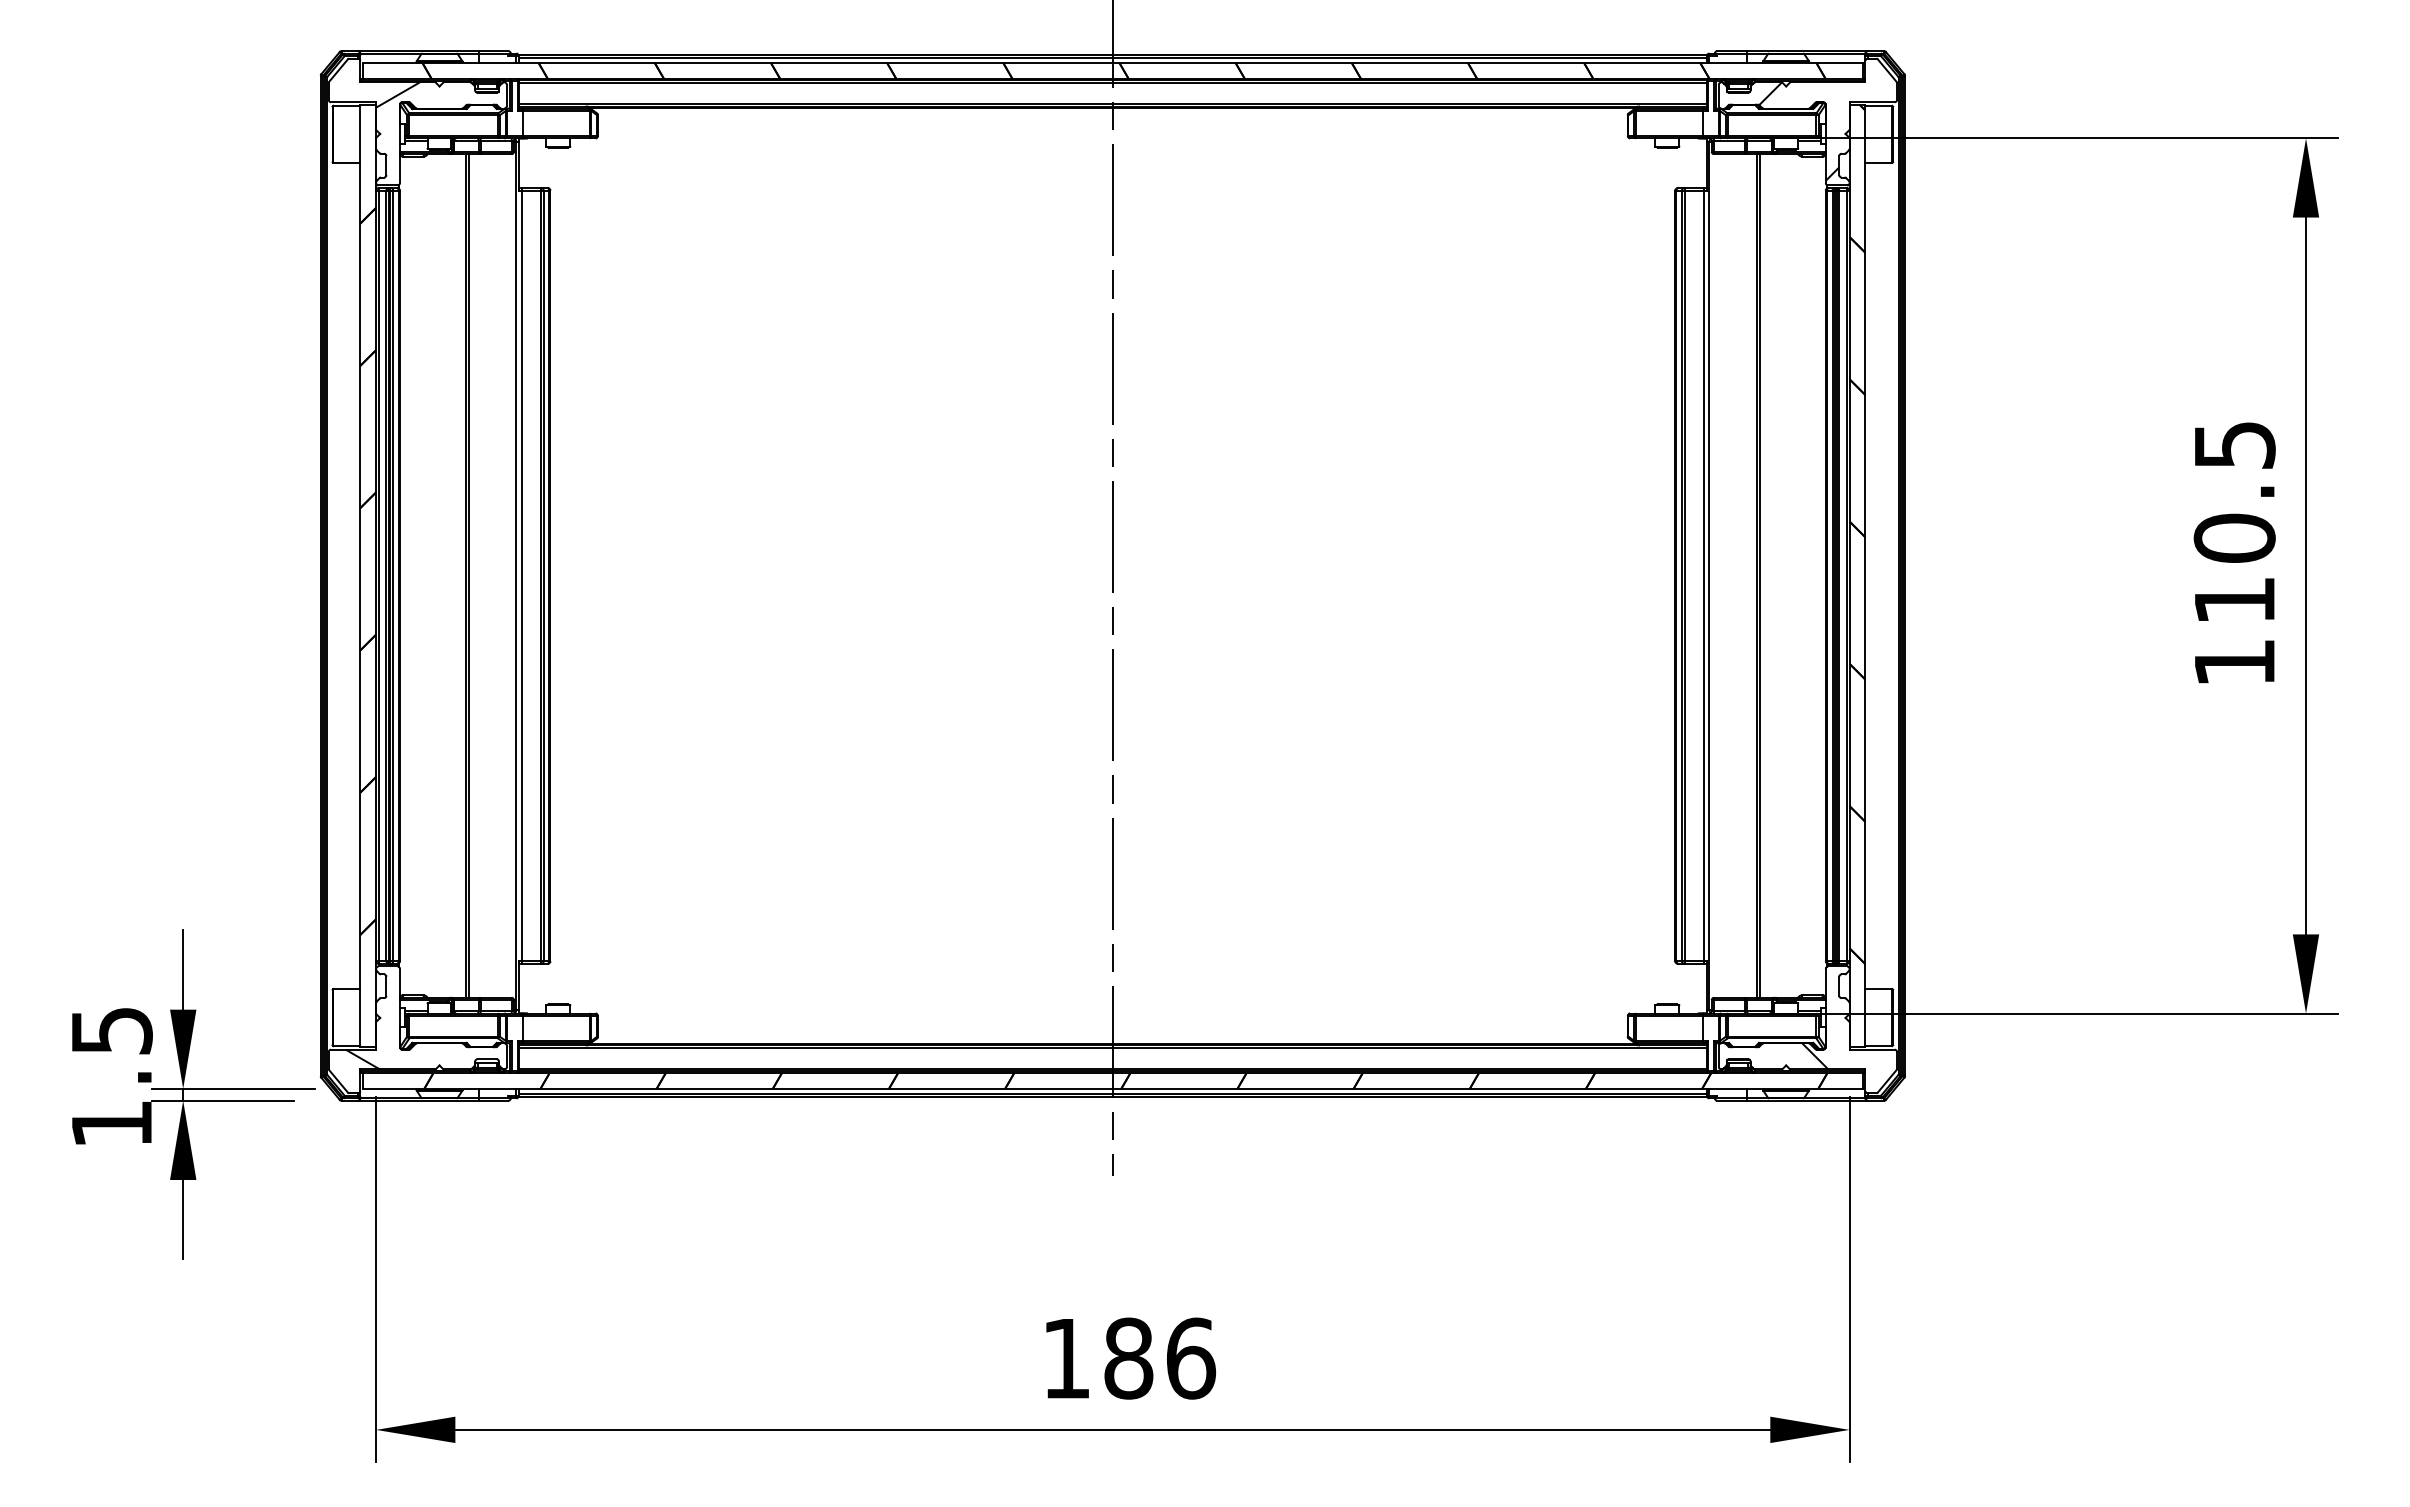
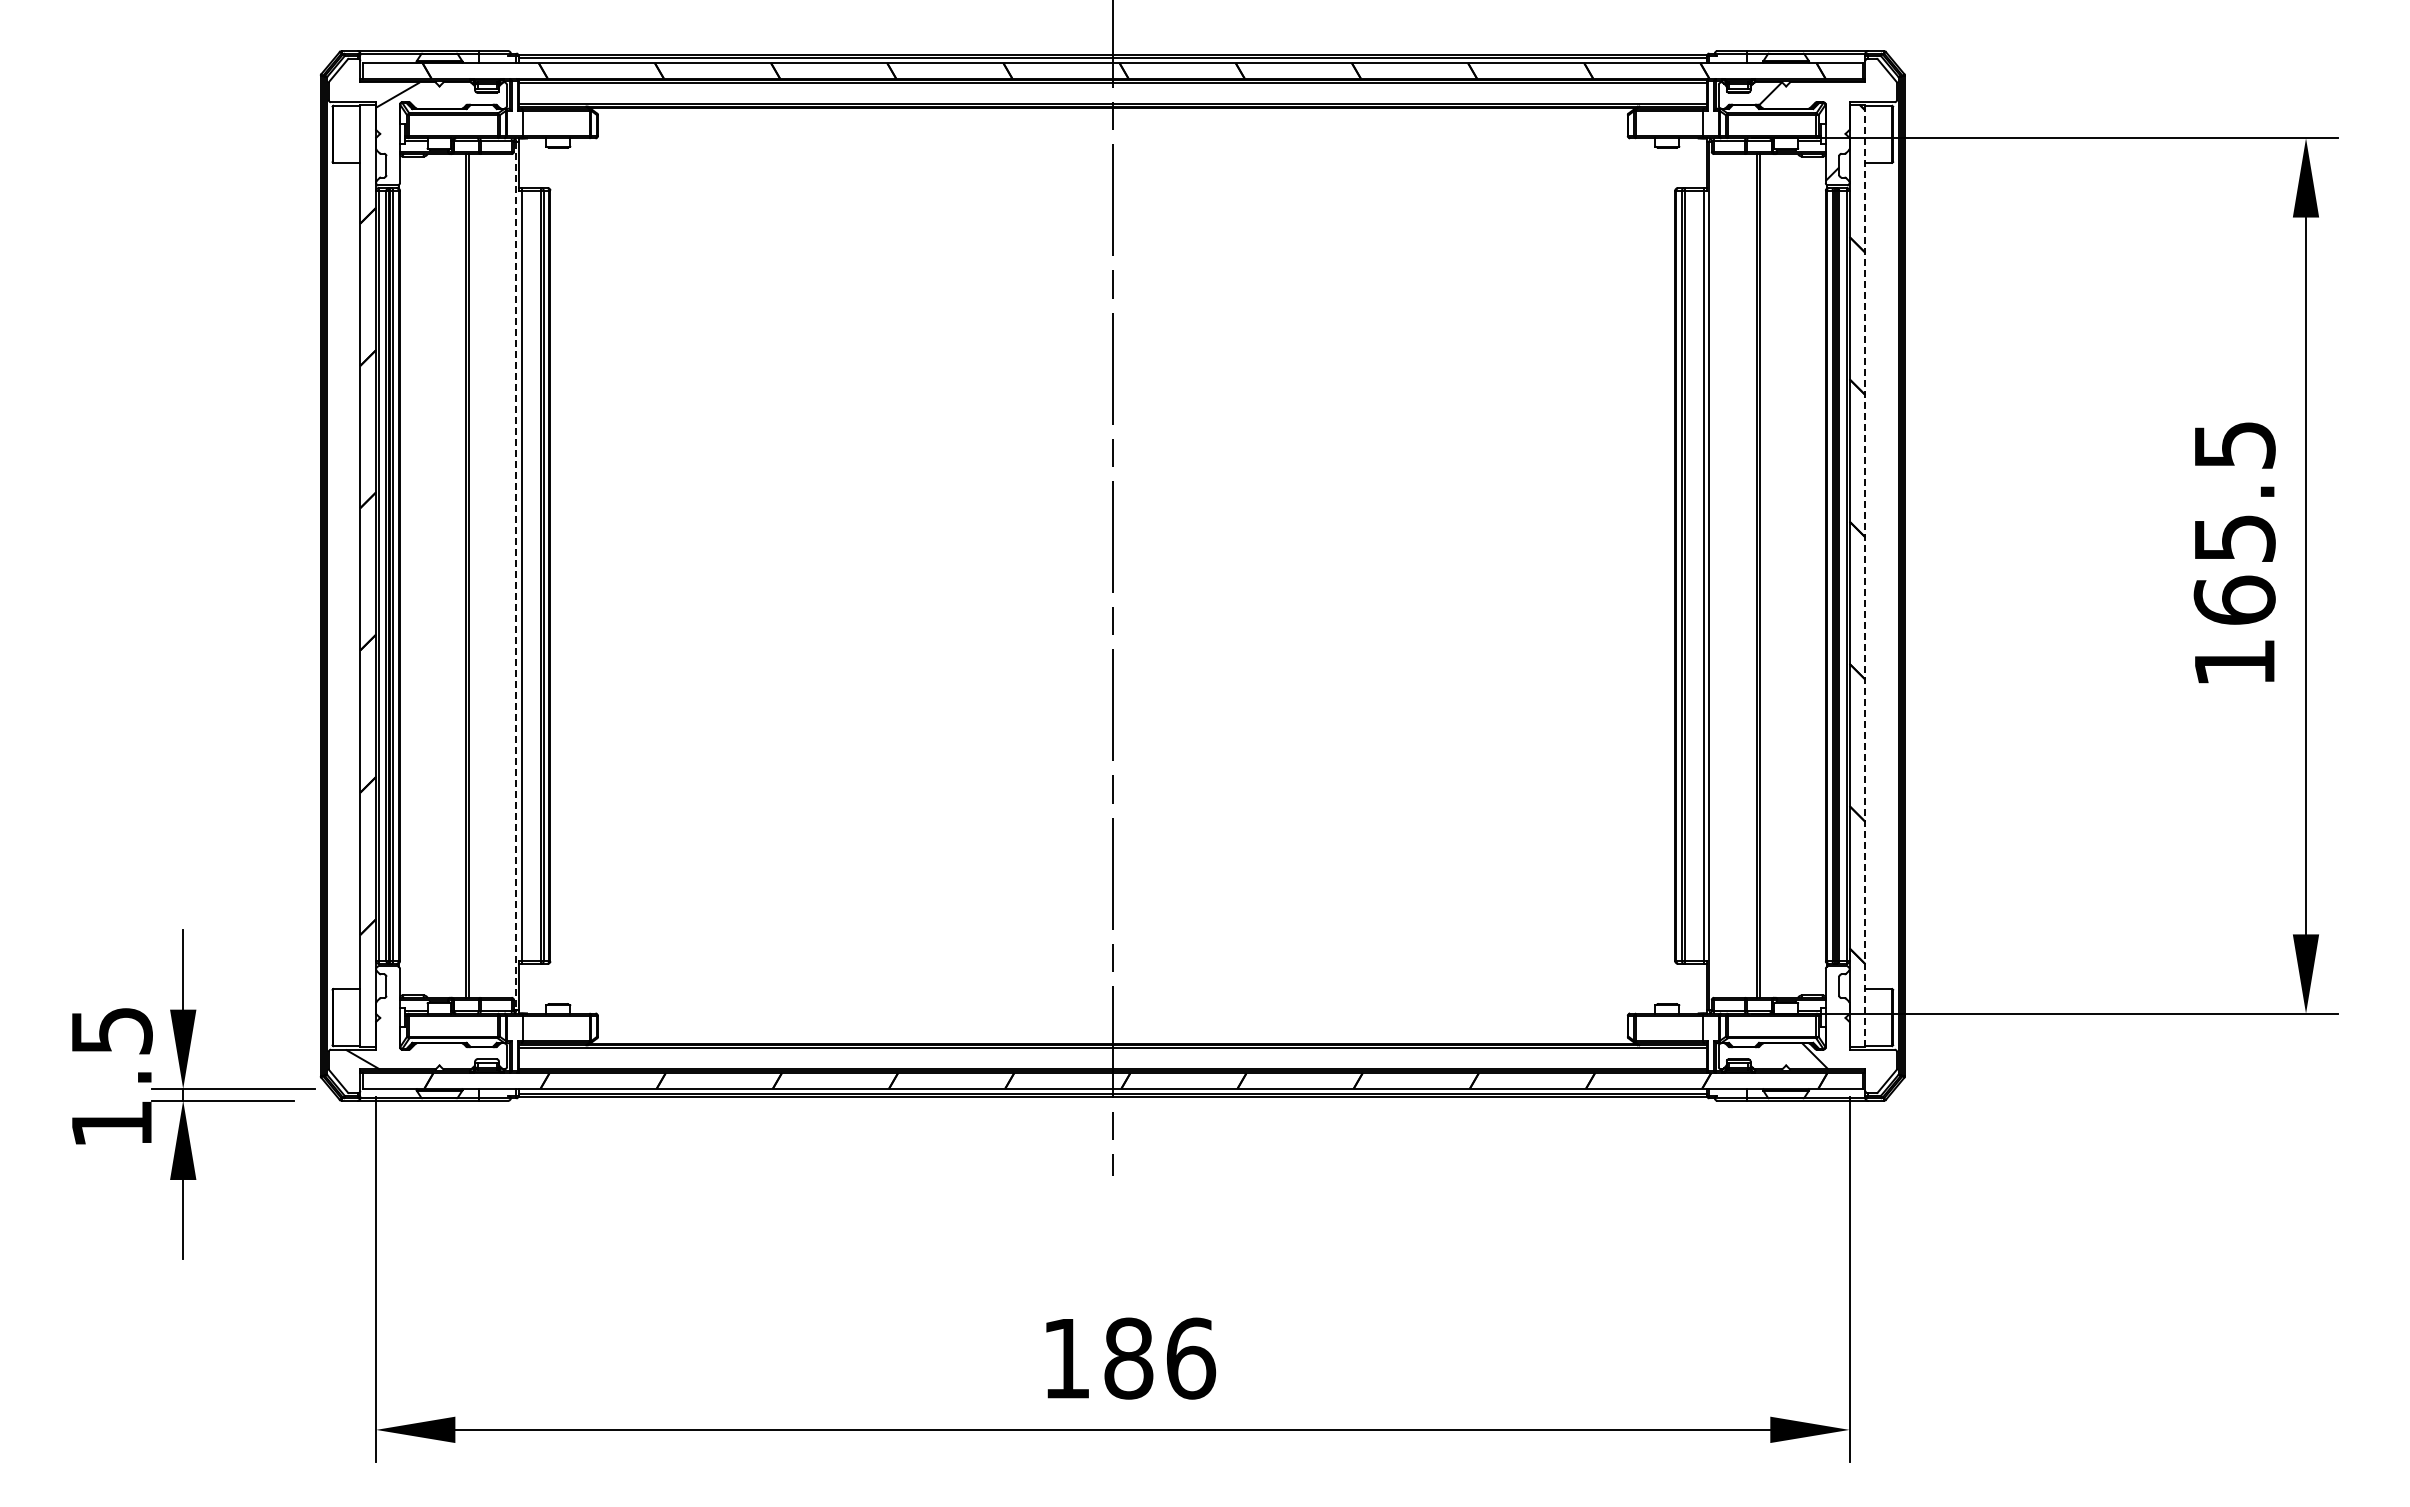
text: 110.5 -> 165.5 (2234, 568)
line: solid -> dashed (516, 575)
line: solid -> dashed (1865, 575)
